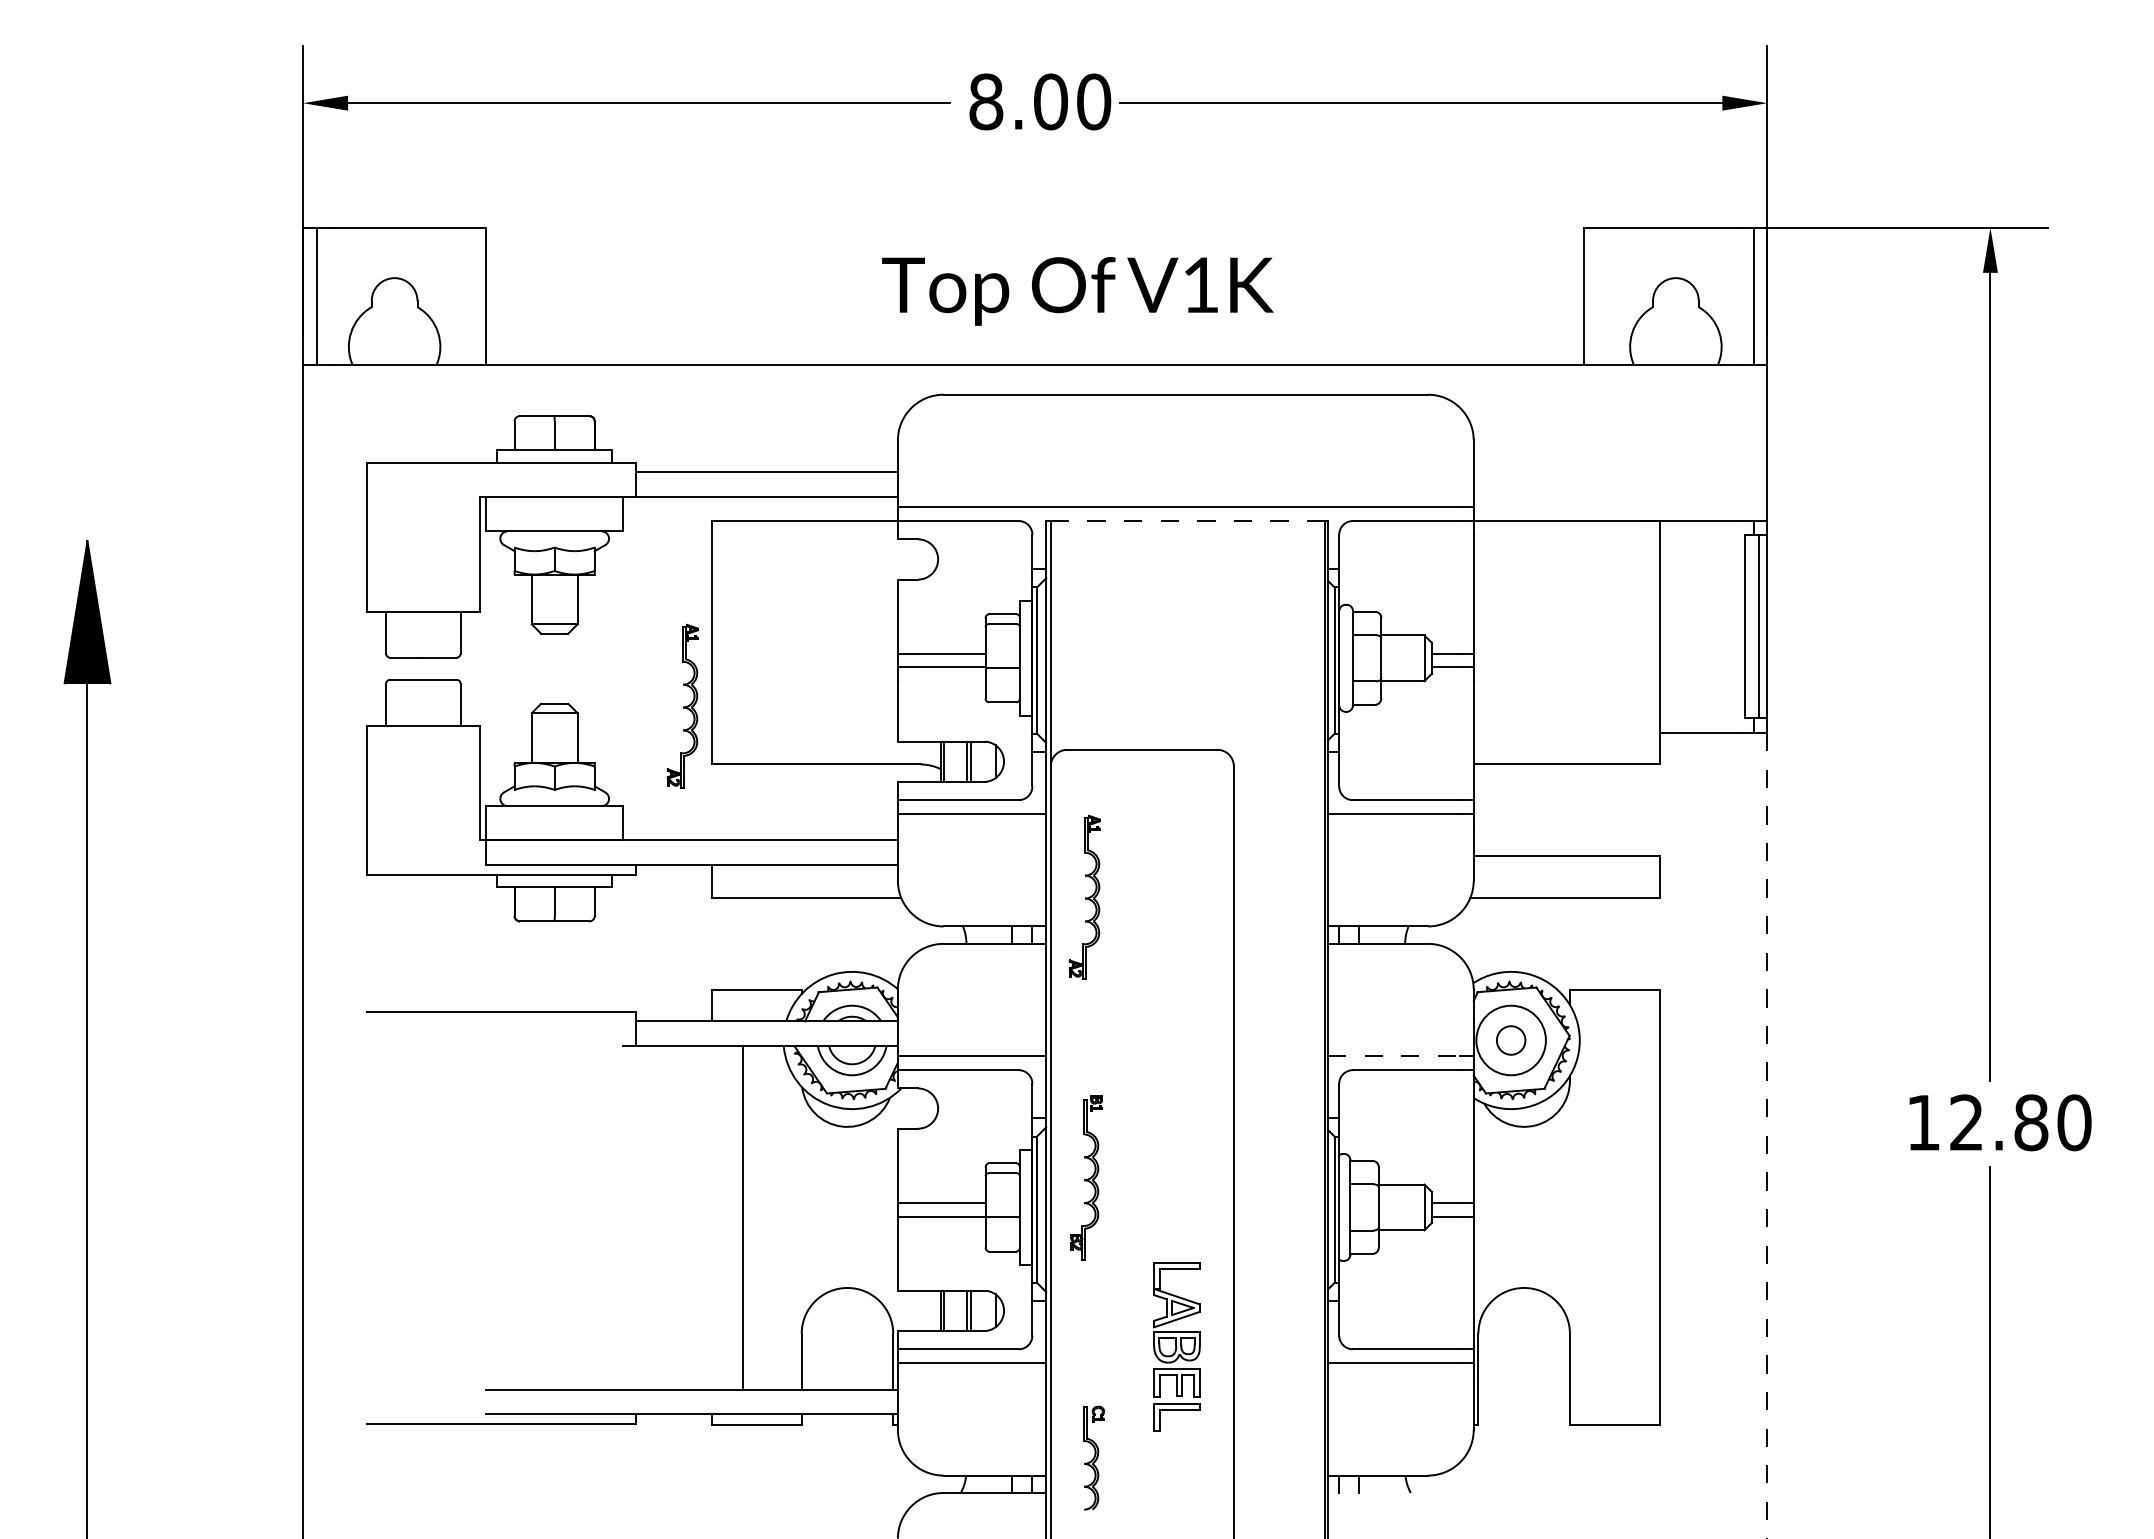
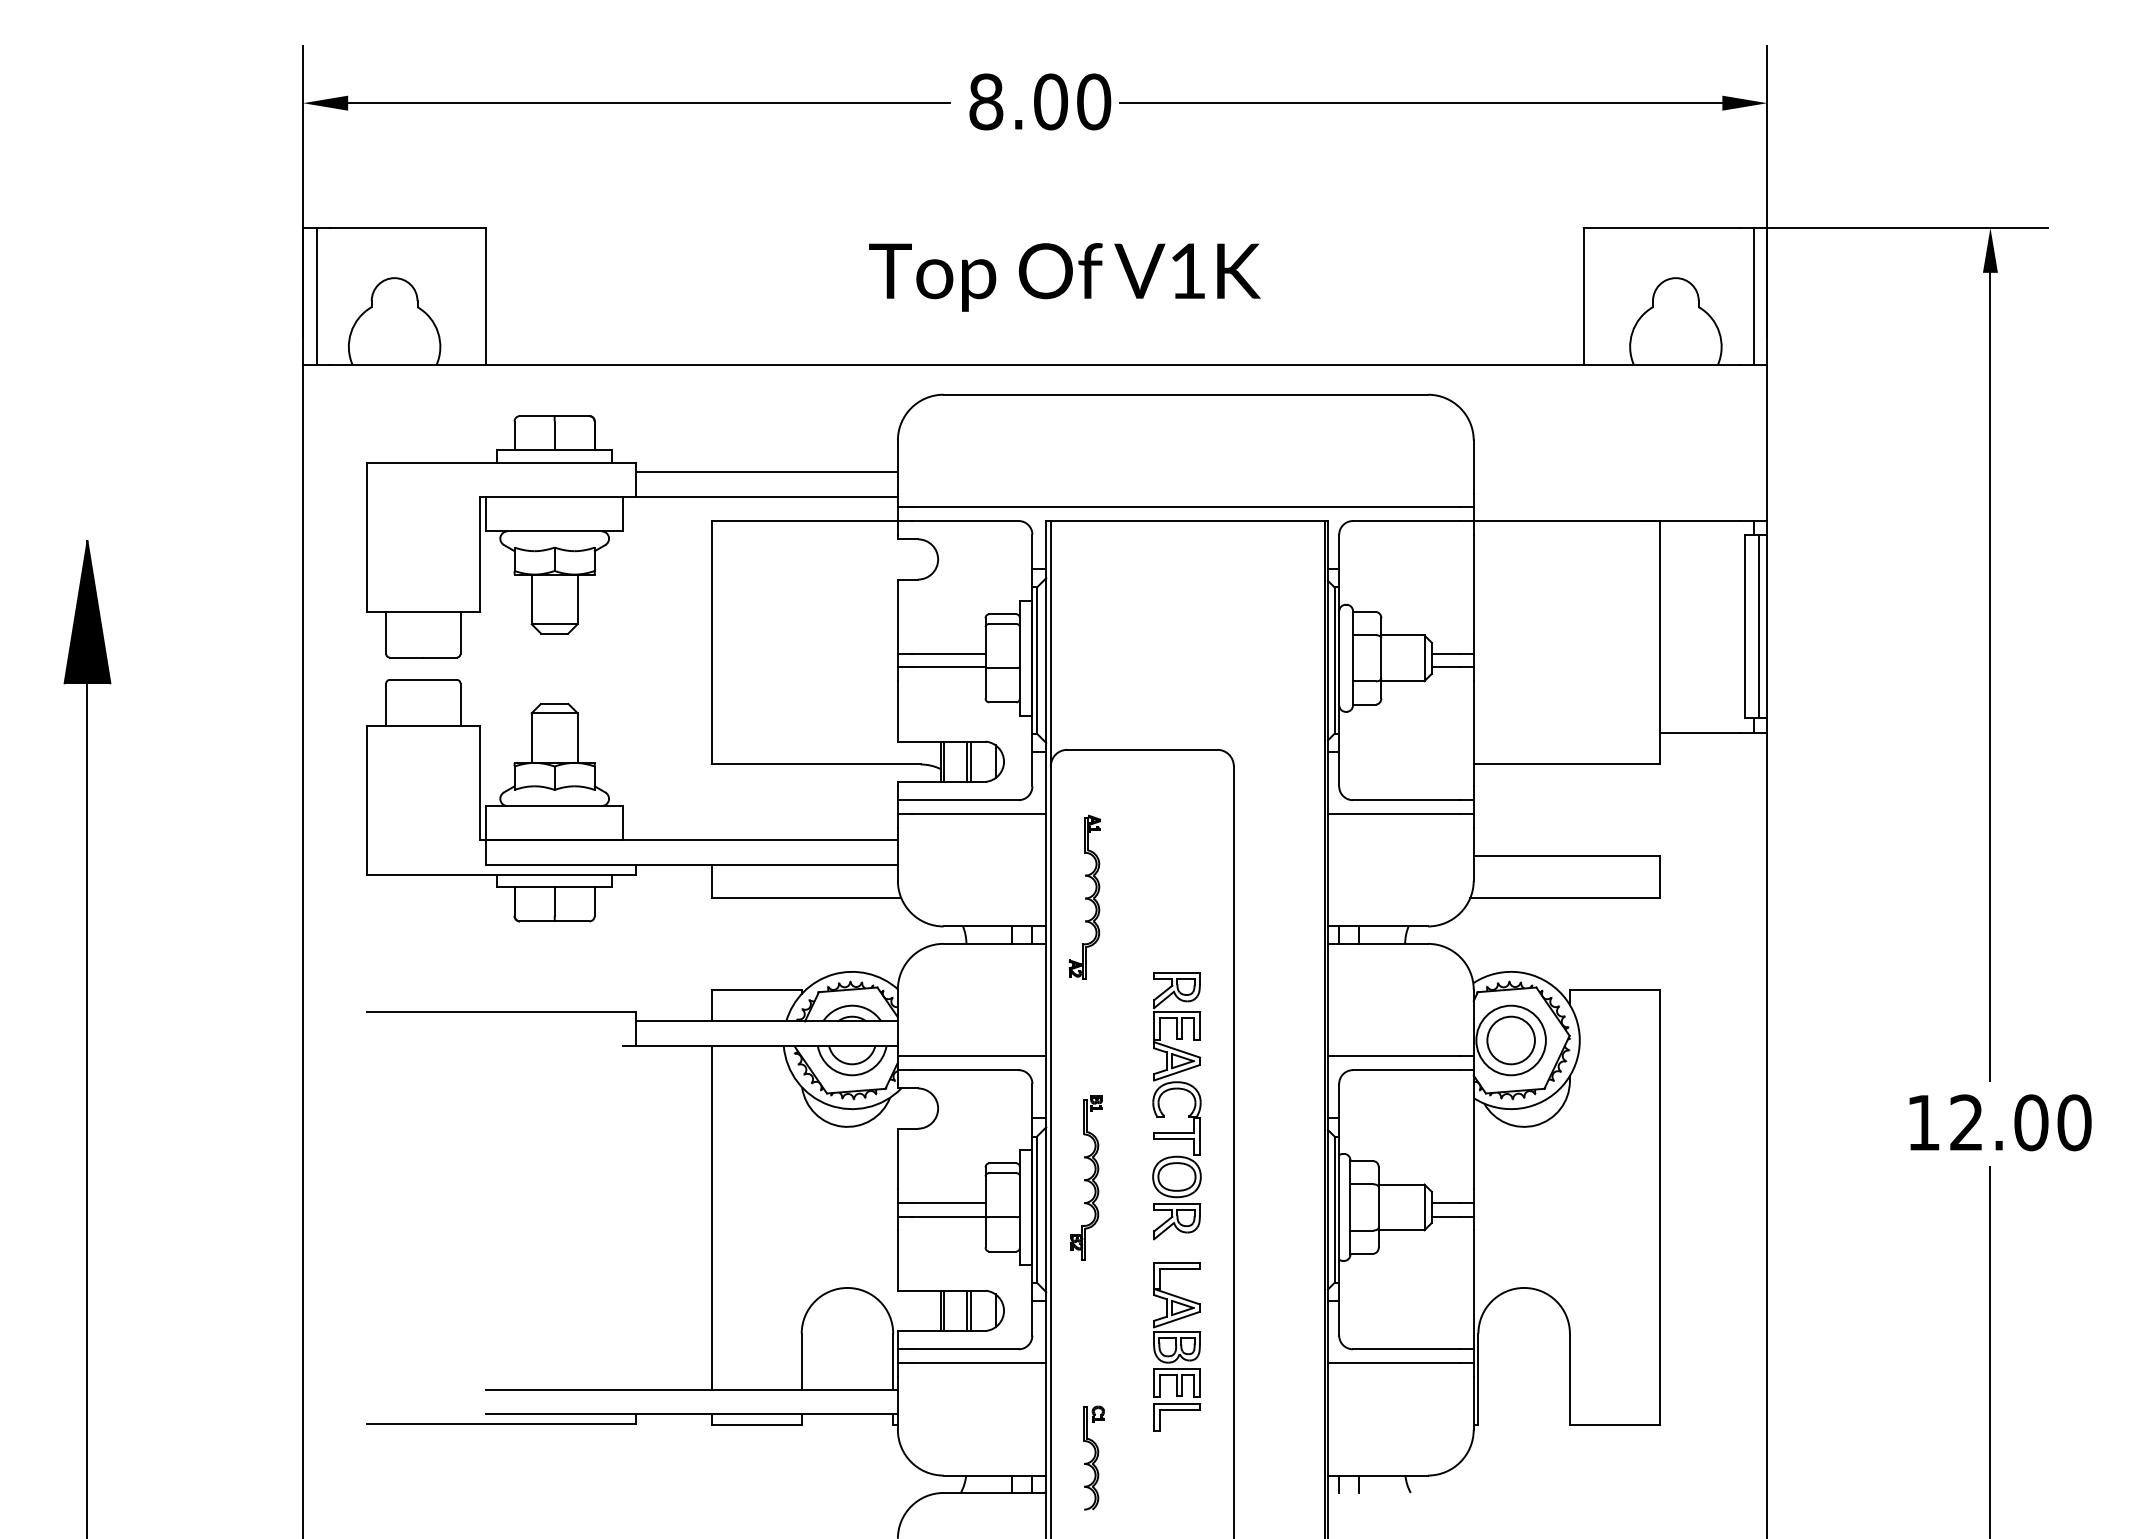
text position: (1077, 291) -> (1064, 277) (1064, 277)
line: dashed -> solid (1187, 521)
part: present -> none (682, 705)
circle diameter: 29 px -> 48 px (1510, 1040)
line: dashed -> solid (1394, 1056)
part: none -> present (1163, 1113)
text: 12.80 -> 12.00 (2031, 1122)
line: dashed -> solid (1767, 1135)
line position: (743, 1217) -> (712, 1217) (712, 1217)
